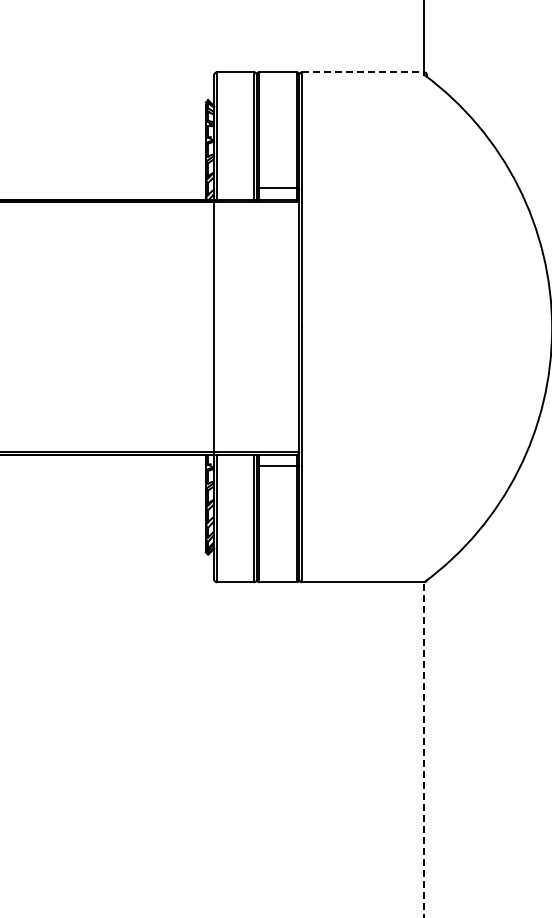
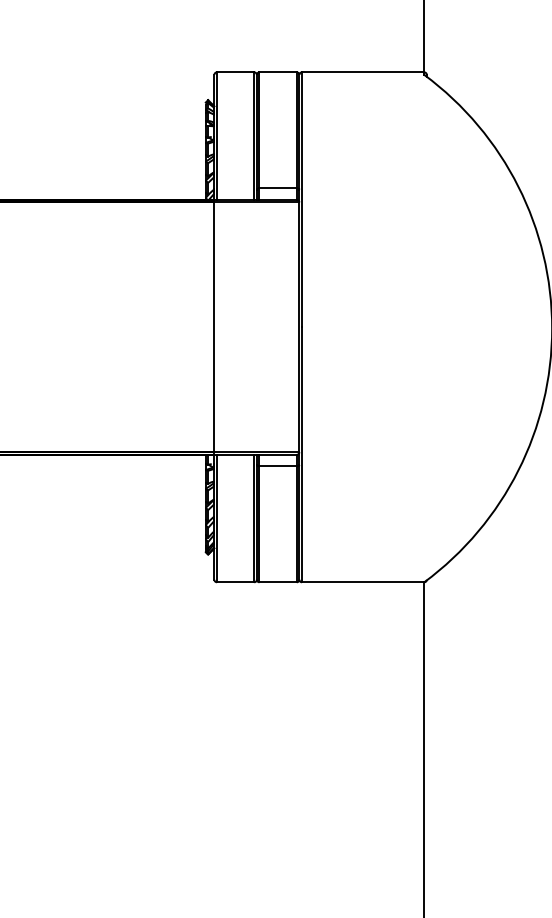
line: dashed -> solid (363, 72)
line: dashed -> solid (424, 749)
